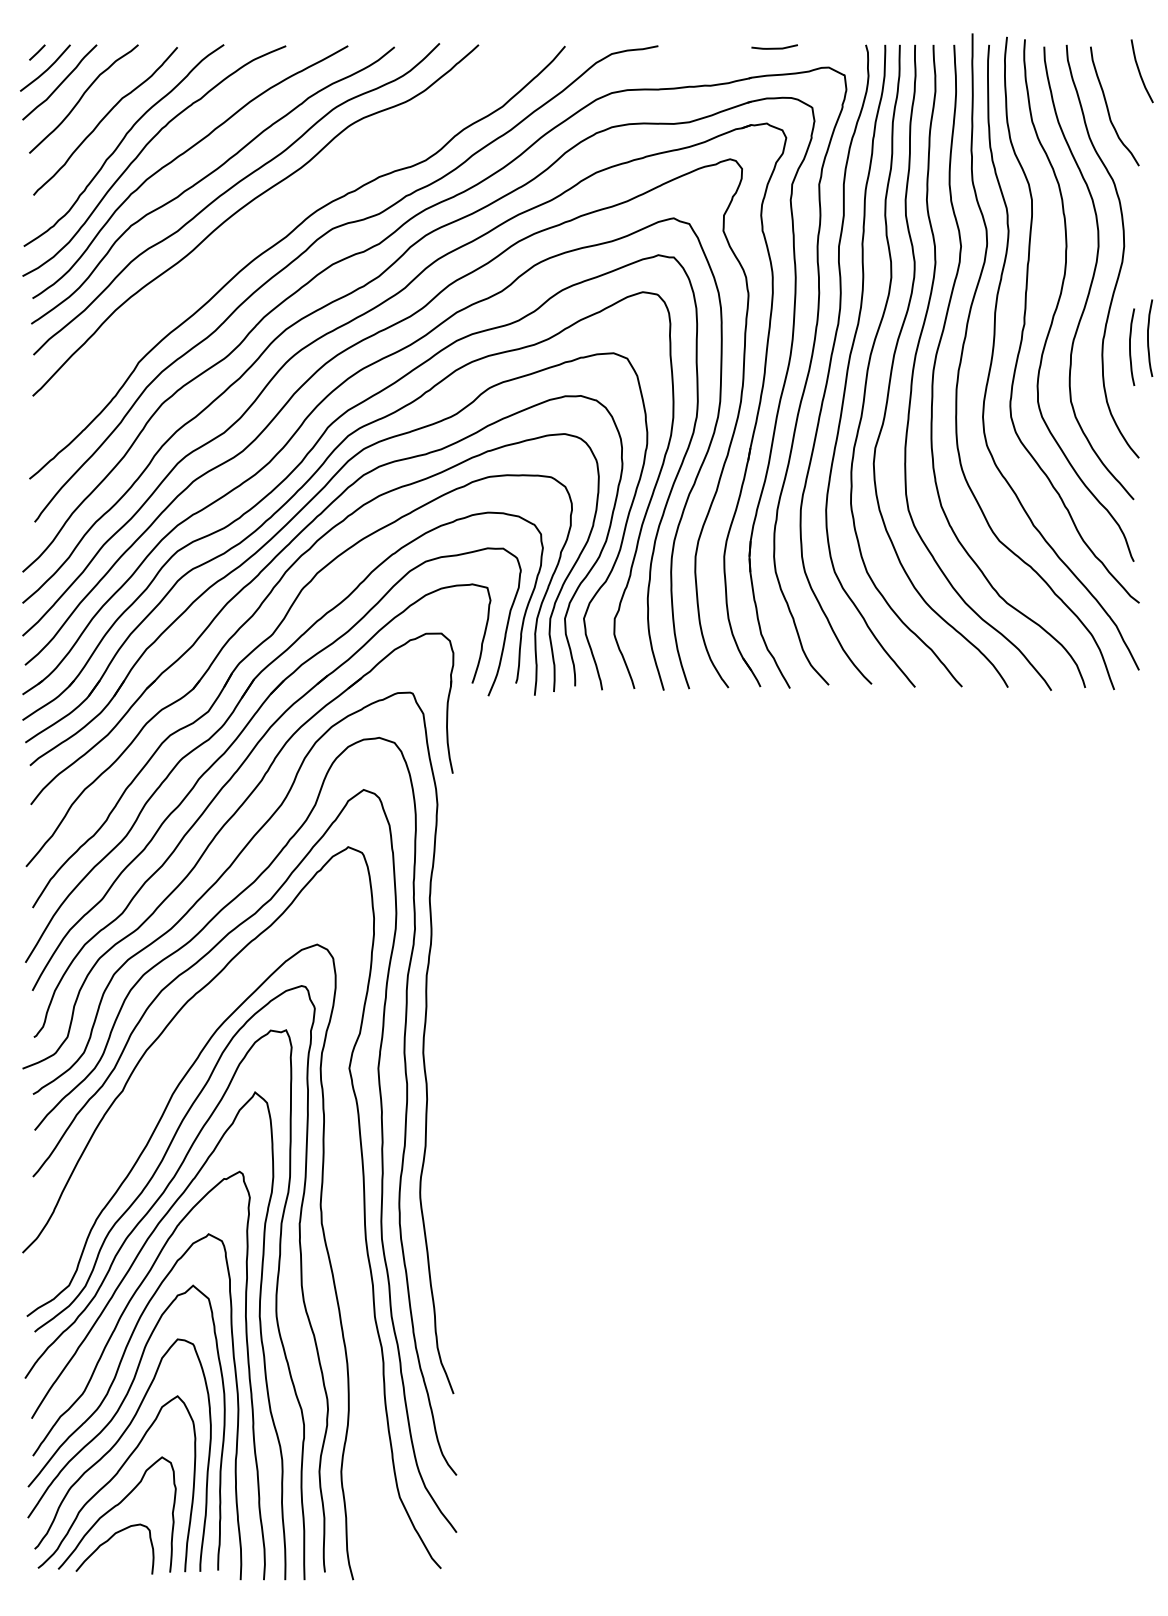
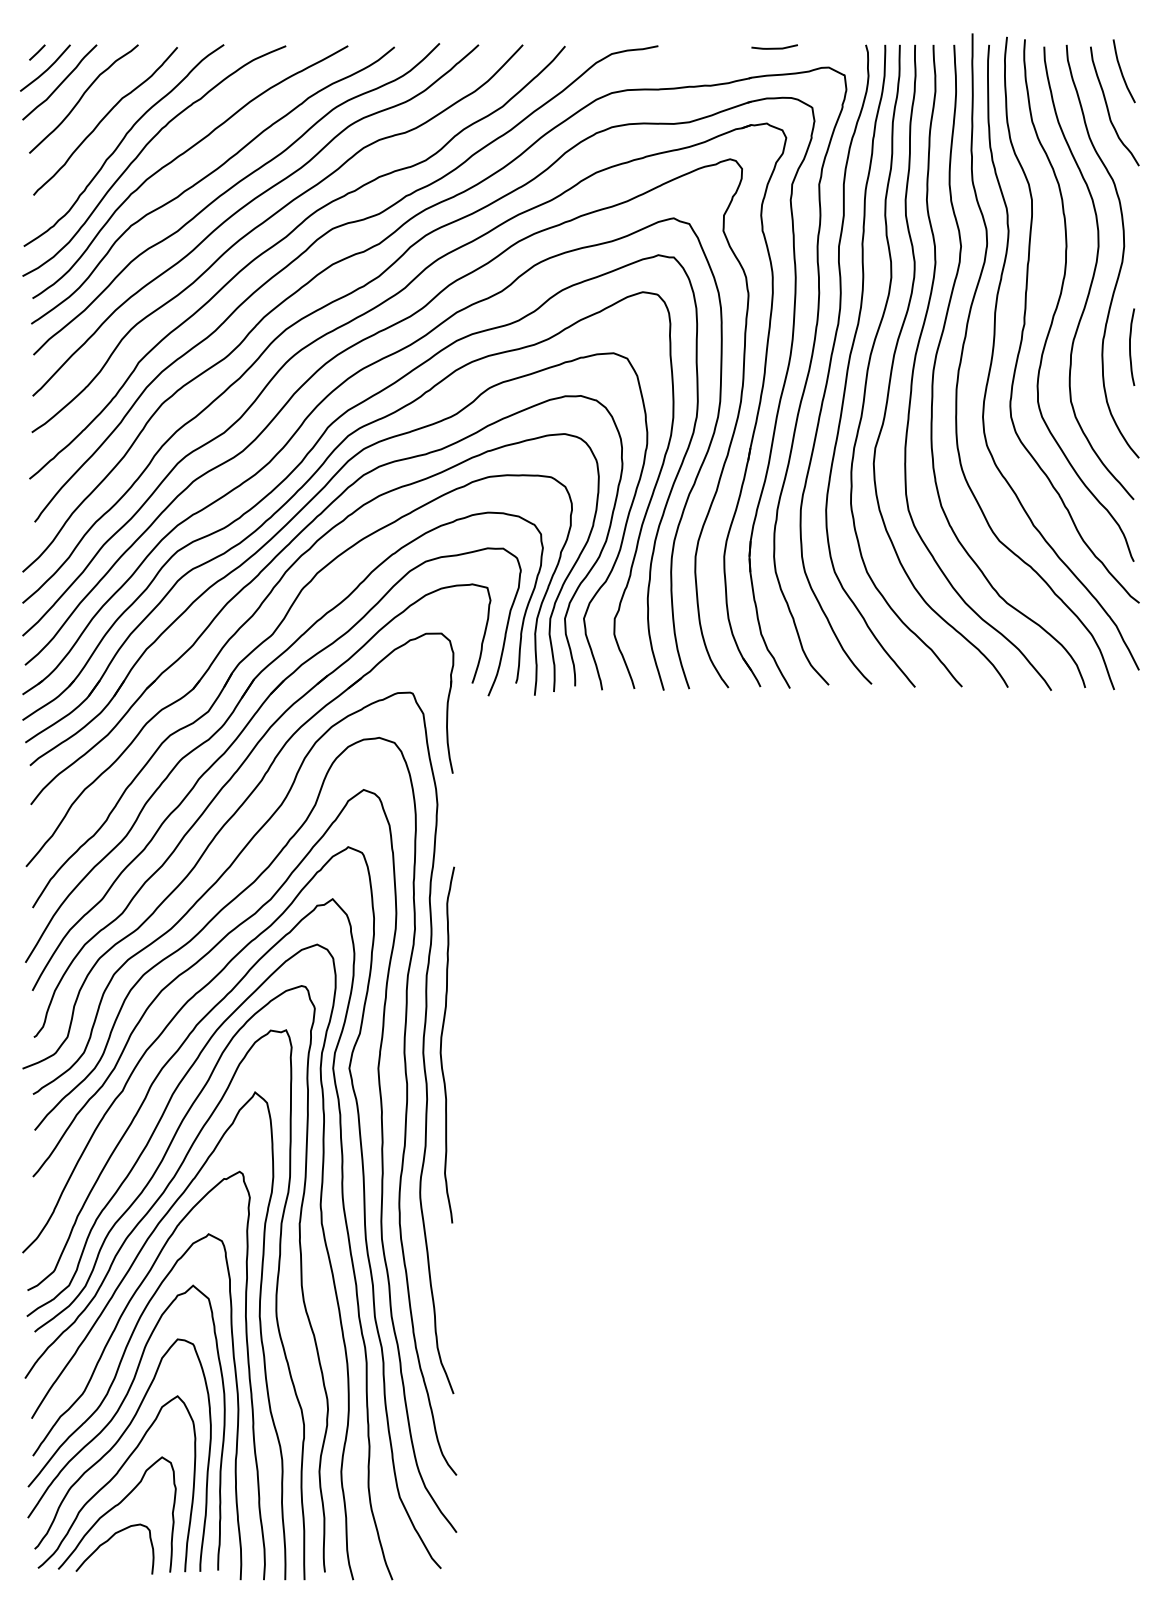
curve position: (1140, 71) -> (1122, 71) (1122, 71)
curve: none -> present (265, 222)
curve: present -> none (1148, 337)
curve: none -> present (442, 1041)
curve: none -> present (98, 1180)
